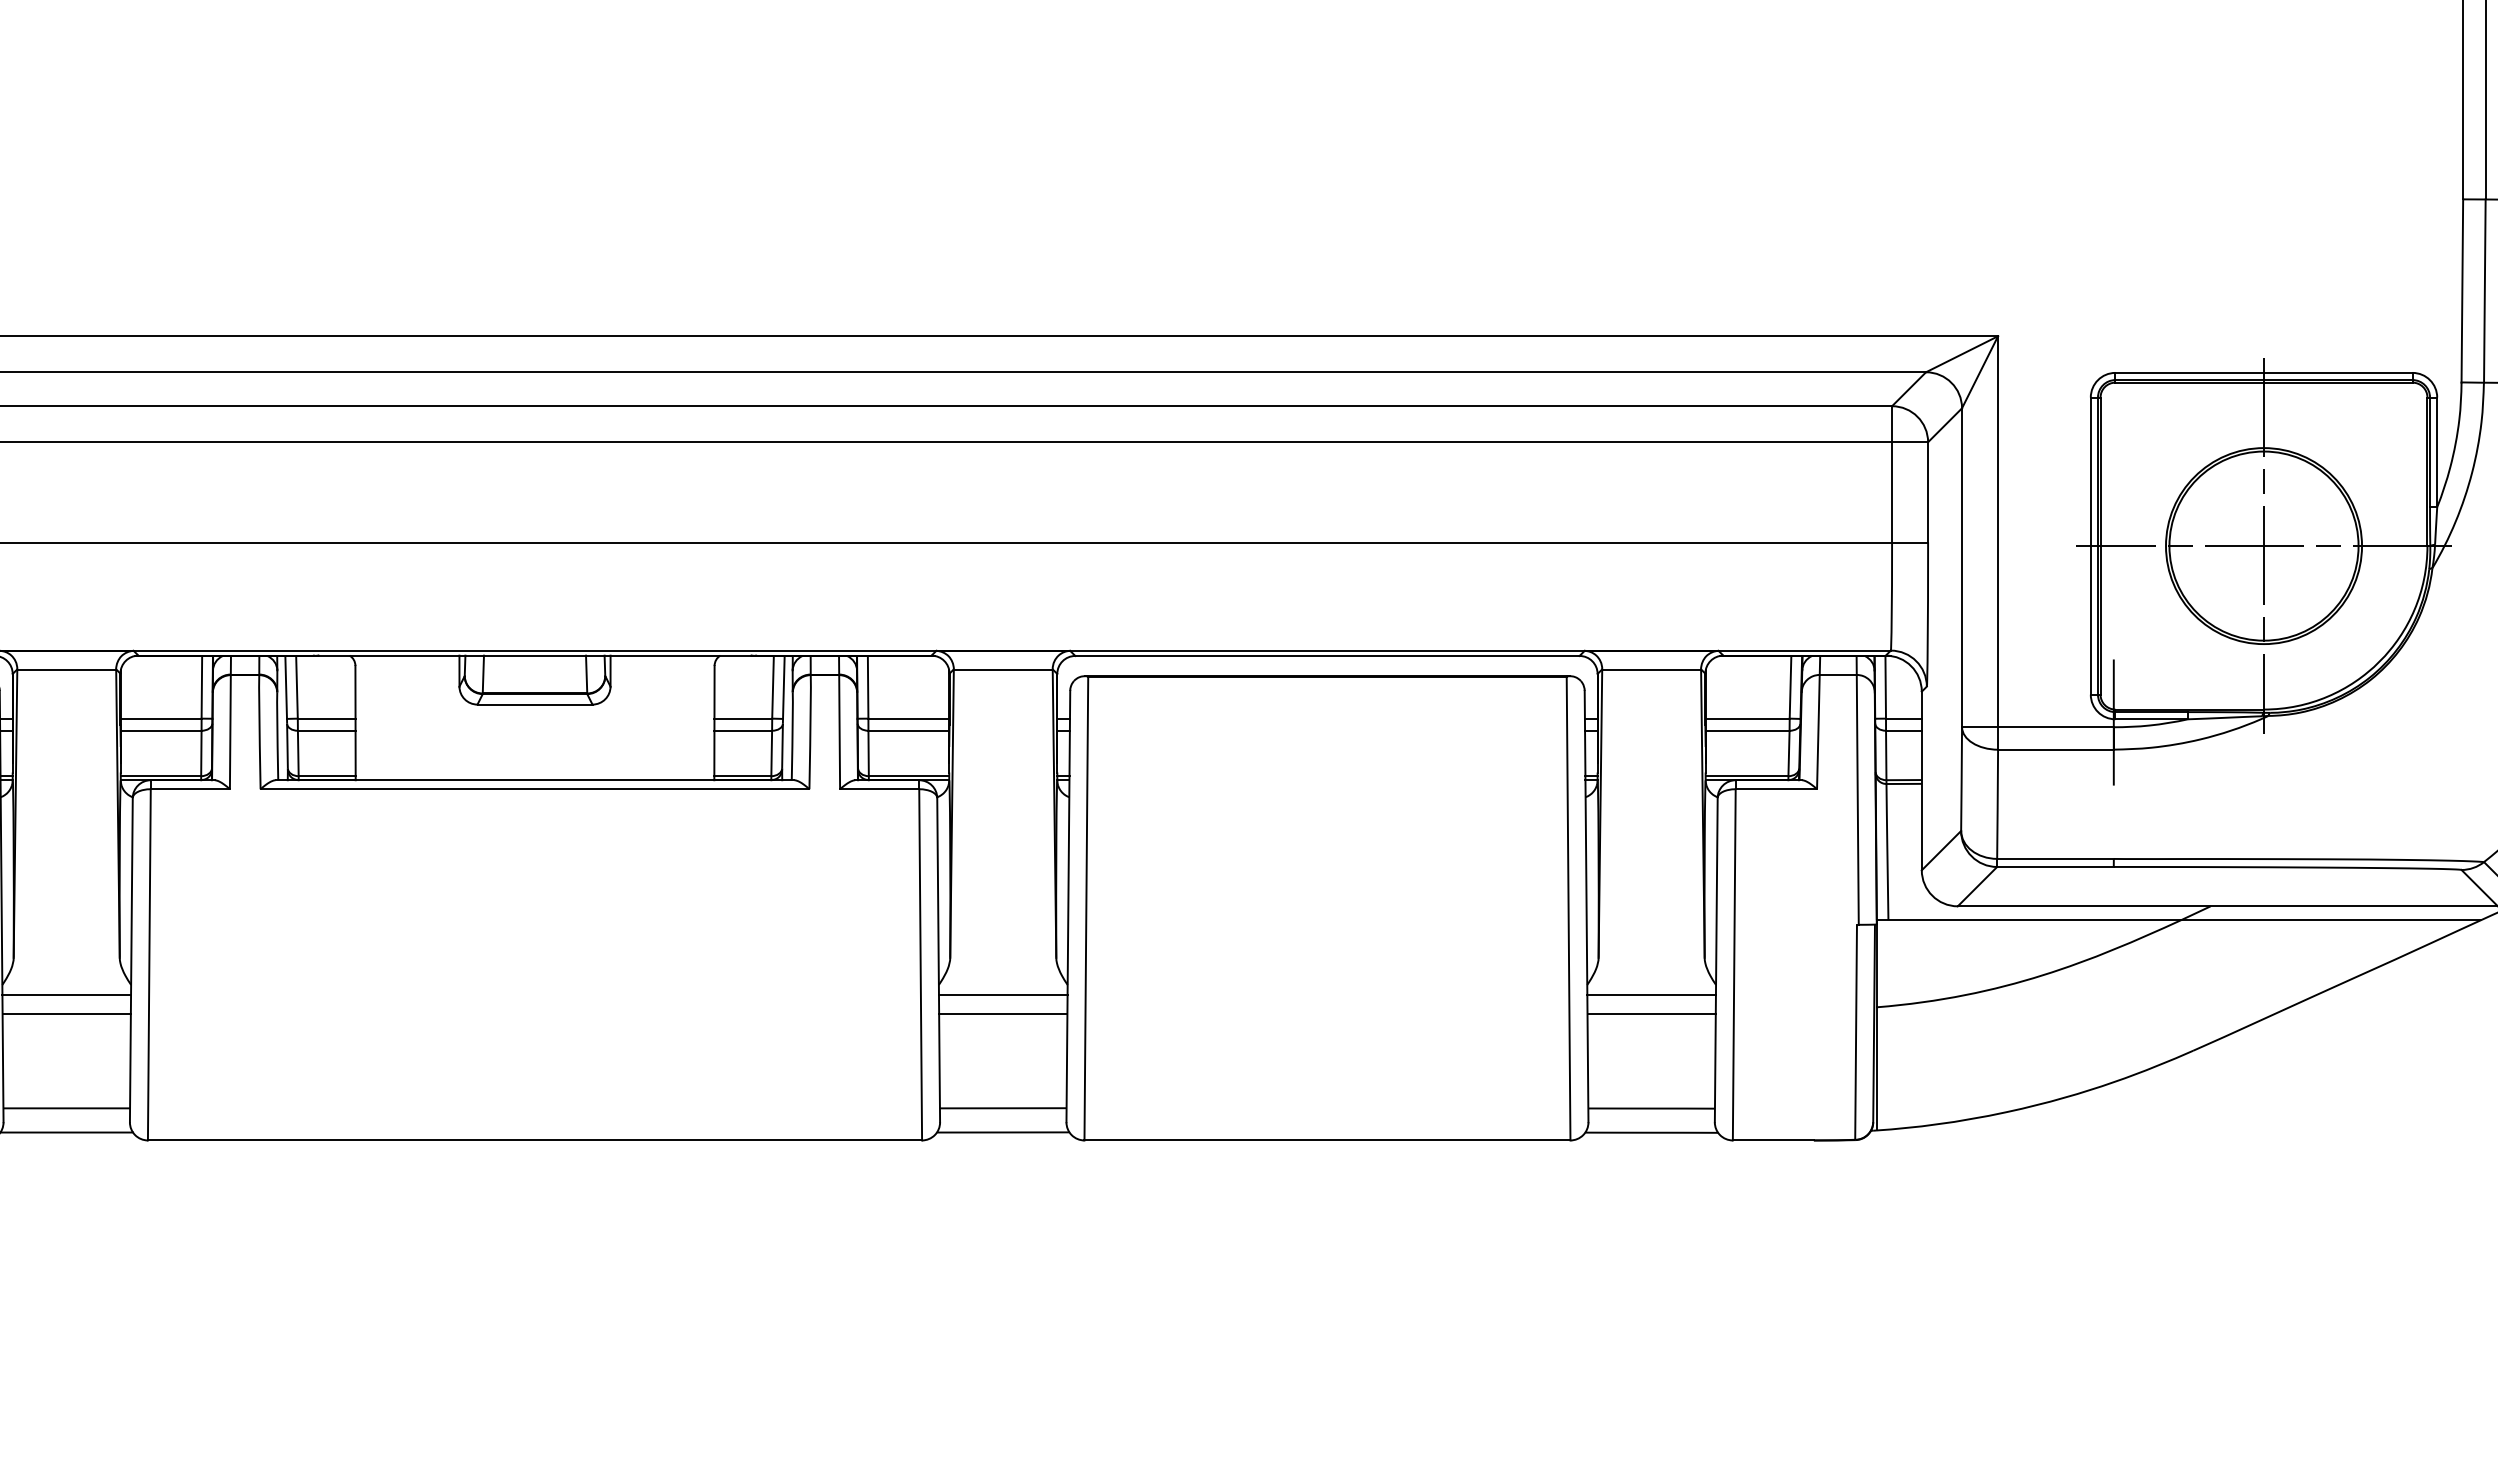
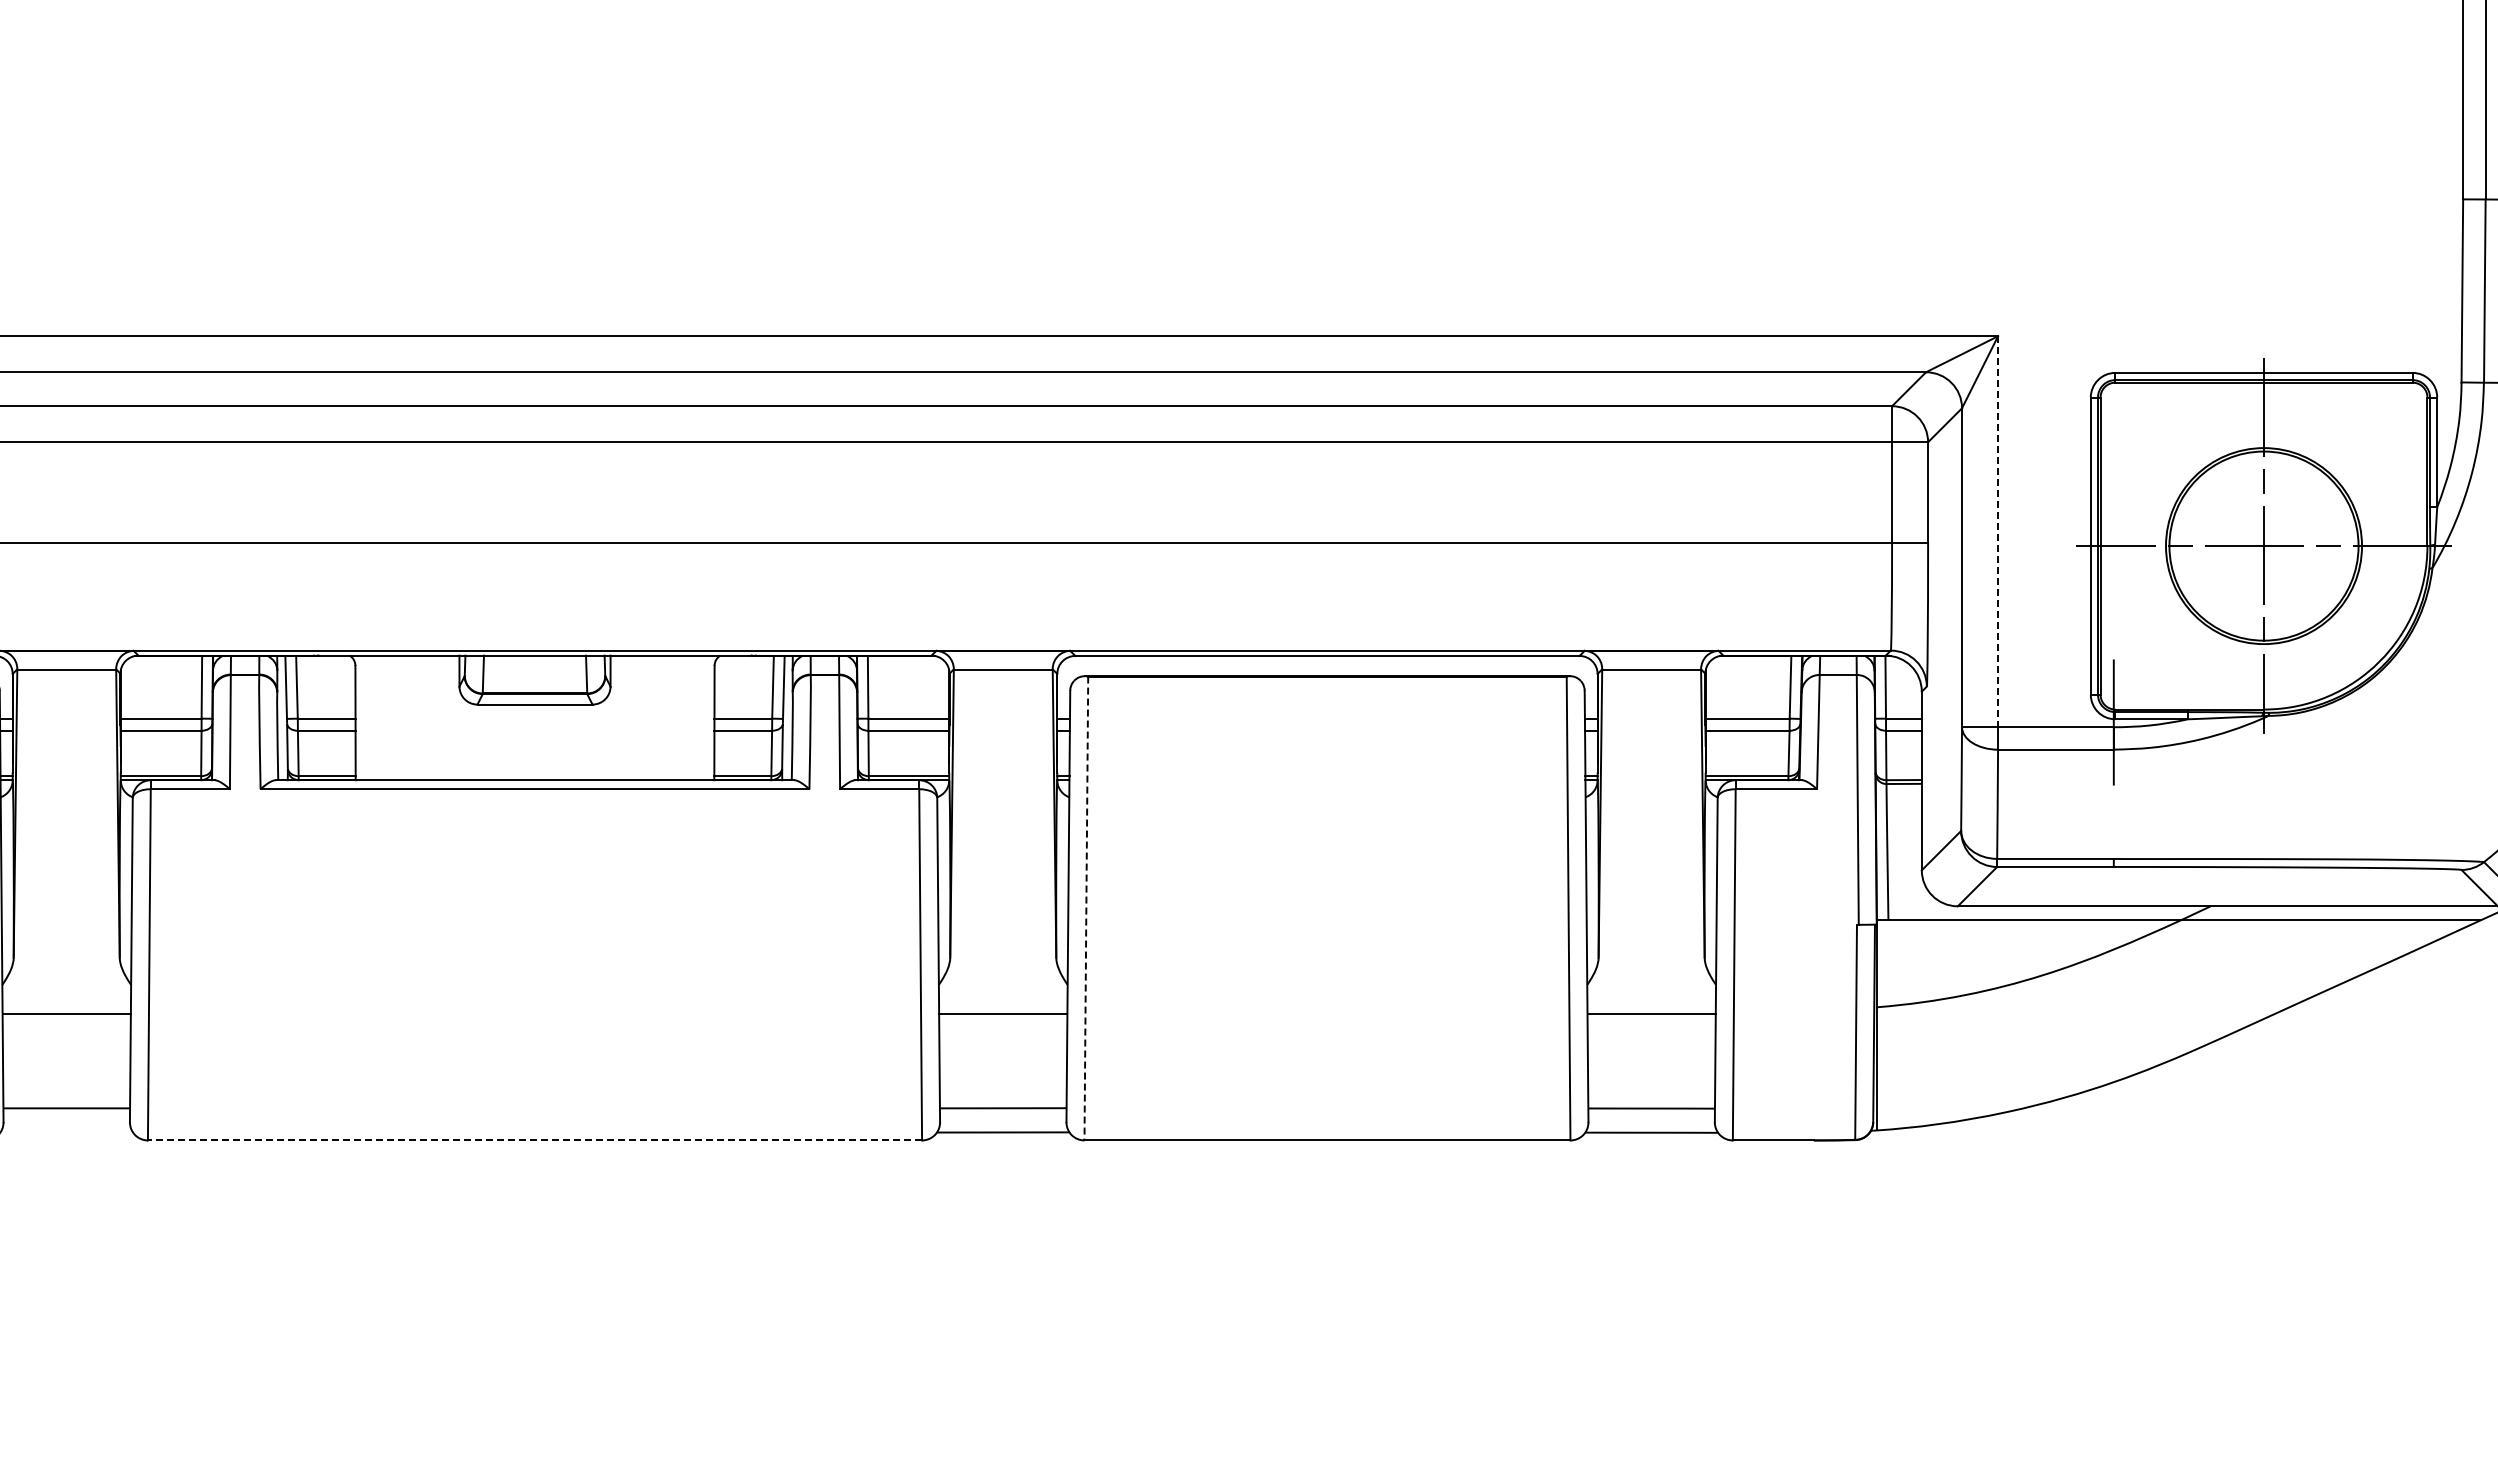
line: solid -> dashed (1998, 532)
line: solid -> dashed (1086, 908)
line: present -> none (66, 994)
line: present -> none (1002, 994)
line: present -> none (1651, 994)
line: present -> none (67, 1132)
line: solid -> dashed (534, 1140)
